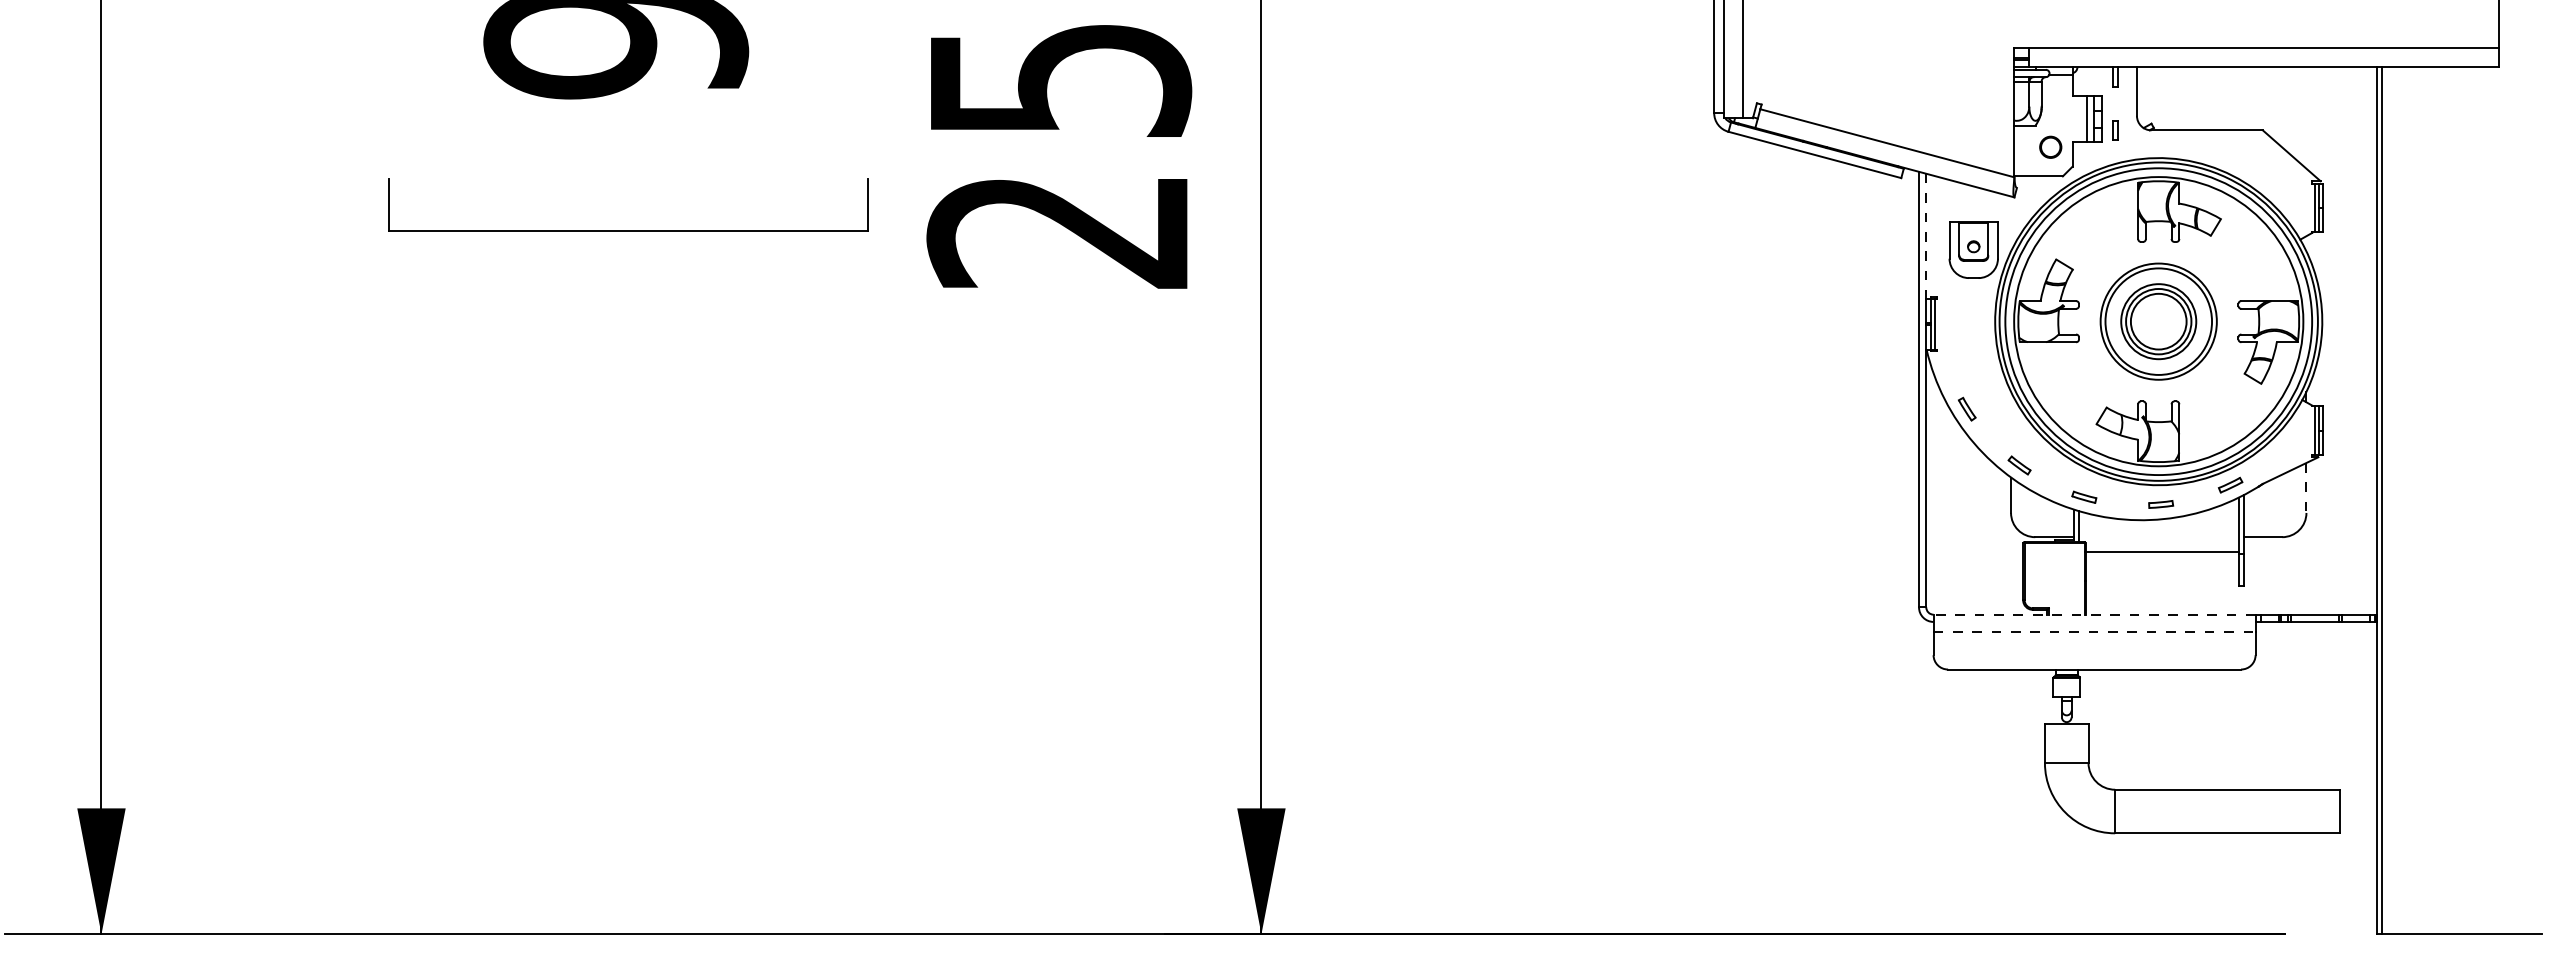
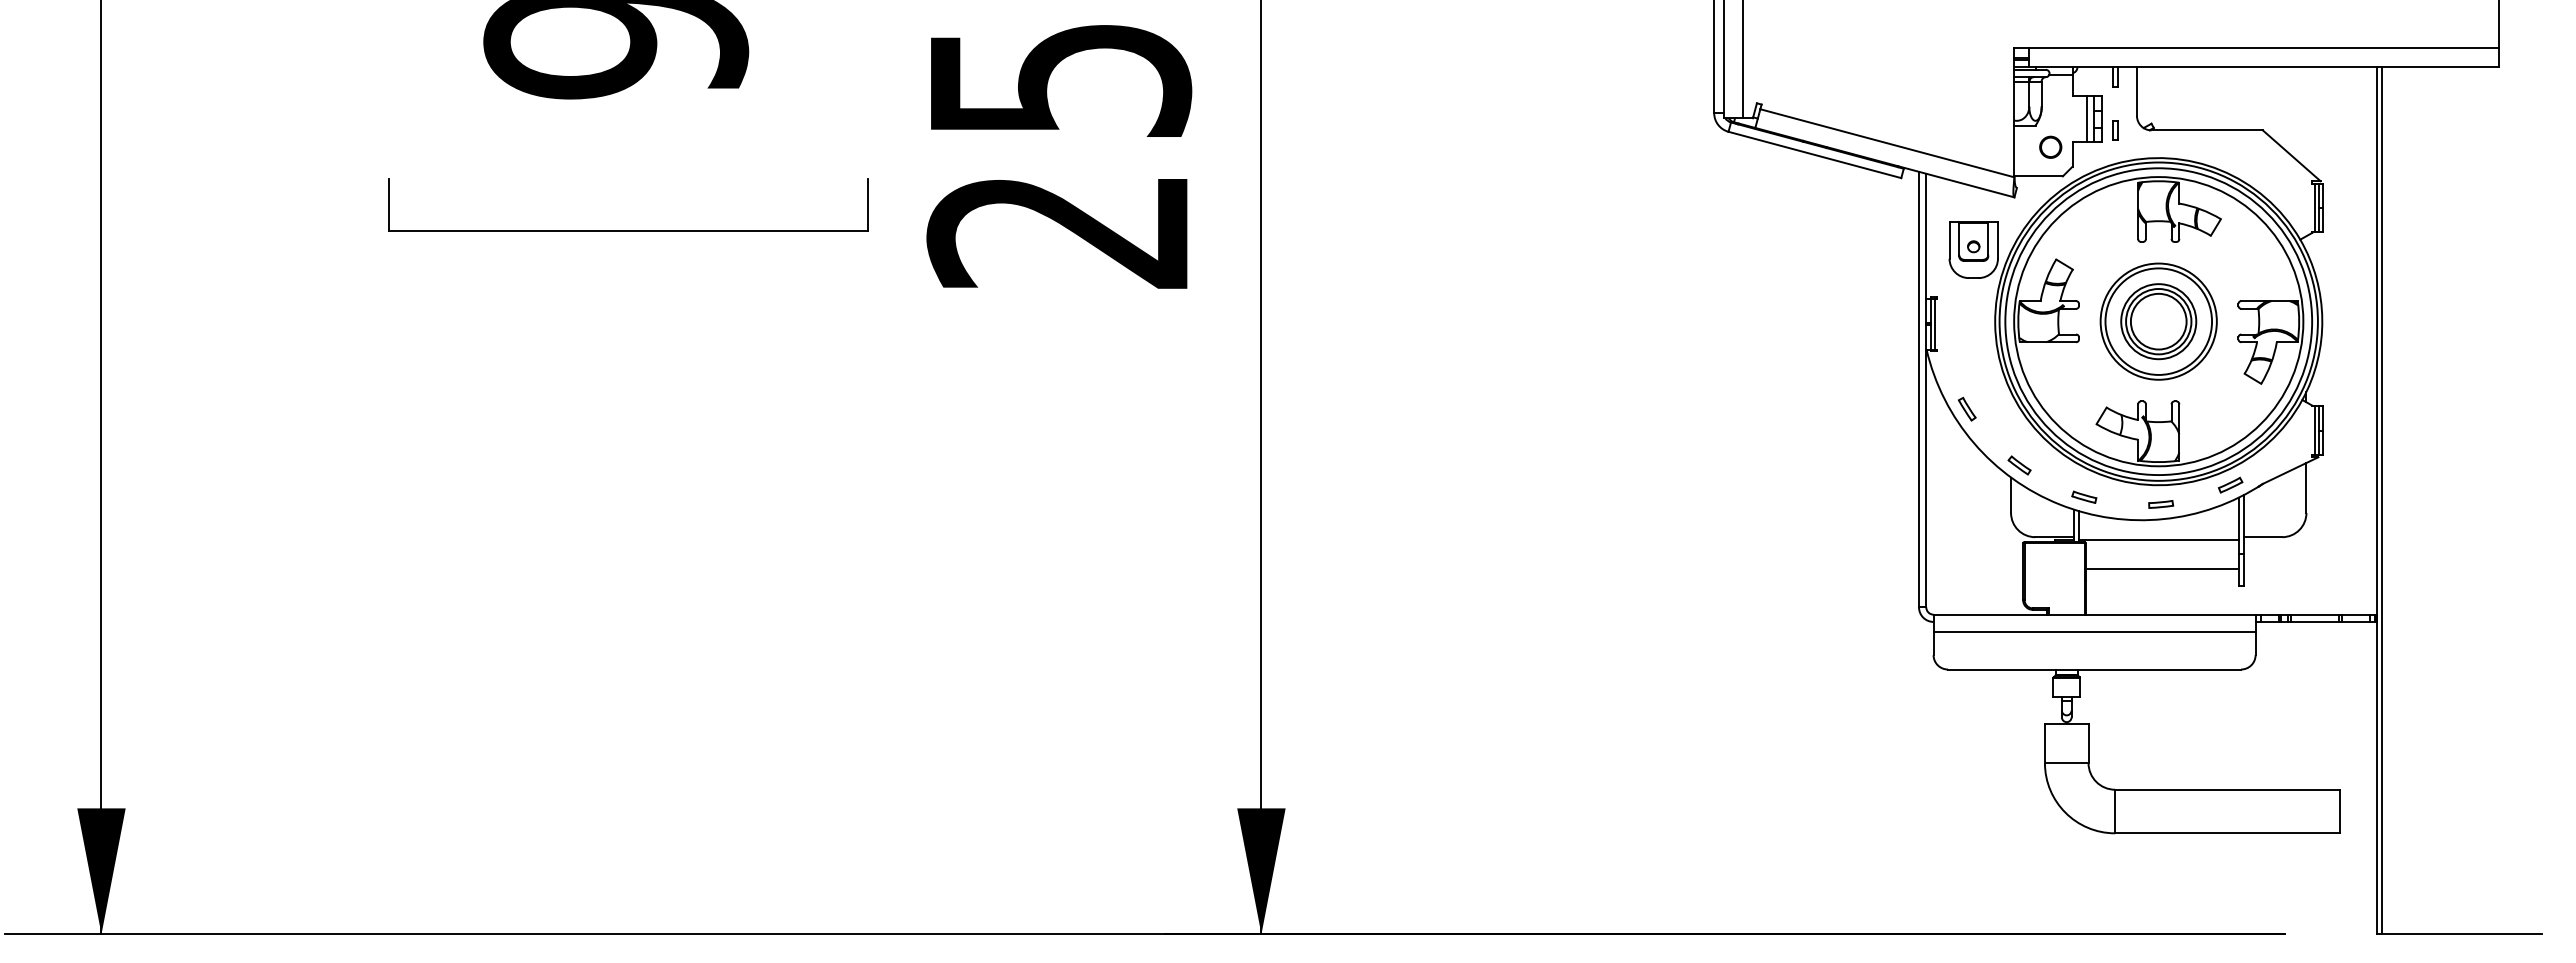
line: dashed -> solid (1926, 236)
line: dashed -> solid (2306, 487)
line: none -> present (2158, 539)
line position: (2161, 551) -> (2161, 568) (2161, 568)
line: dashed -> solid (2094, 614)
line: dashed -> solid (2095, 631)
